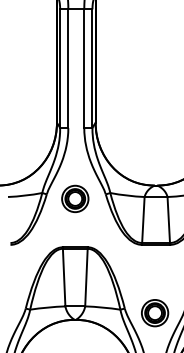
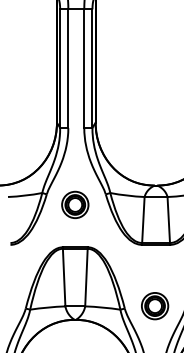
part position: (75, 198) -> (75, 204) (75, 204)
part position: (155, 313) -> (155, 306) (155, 306)
